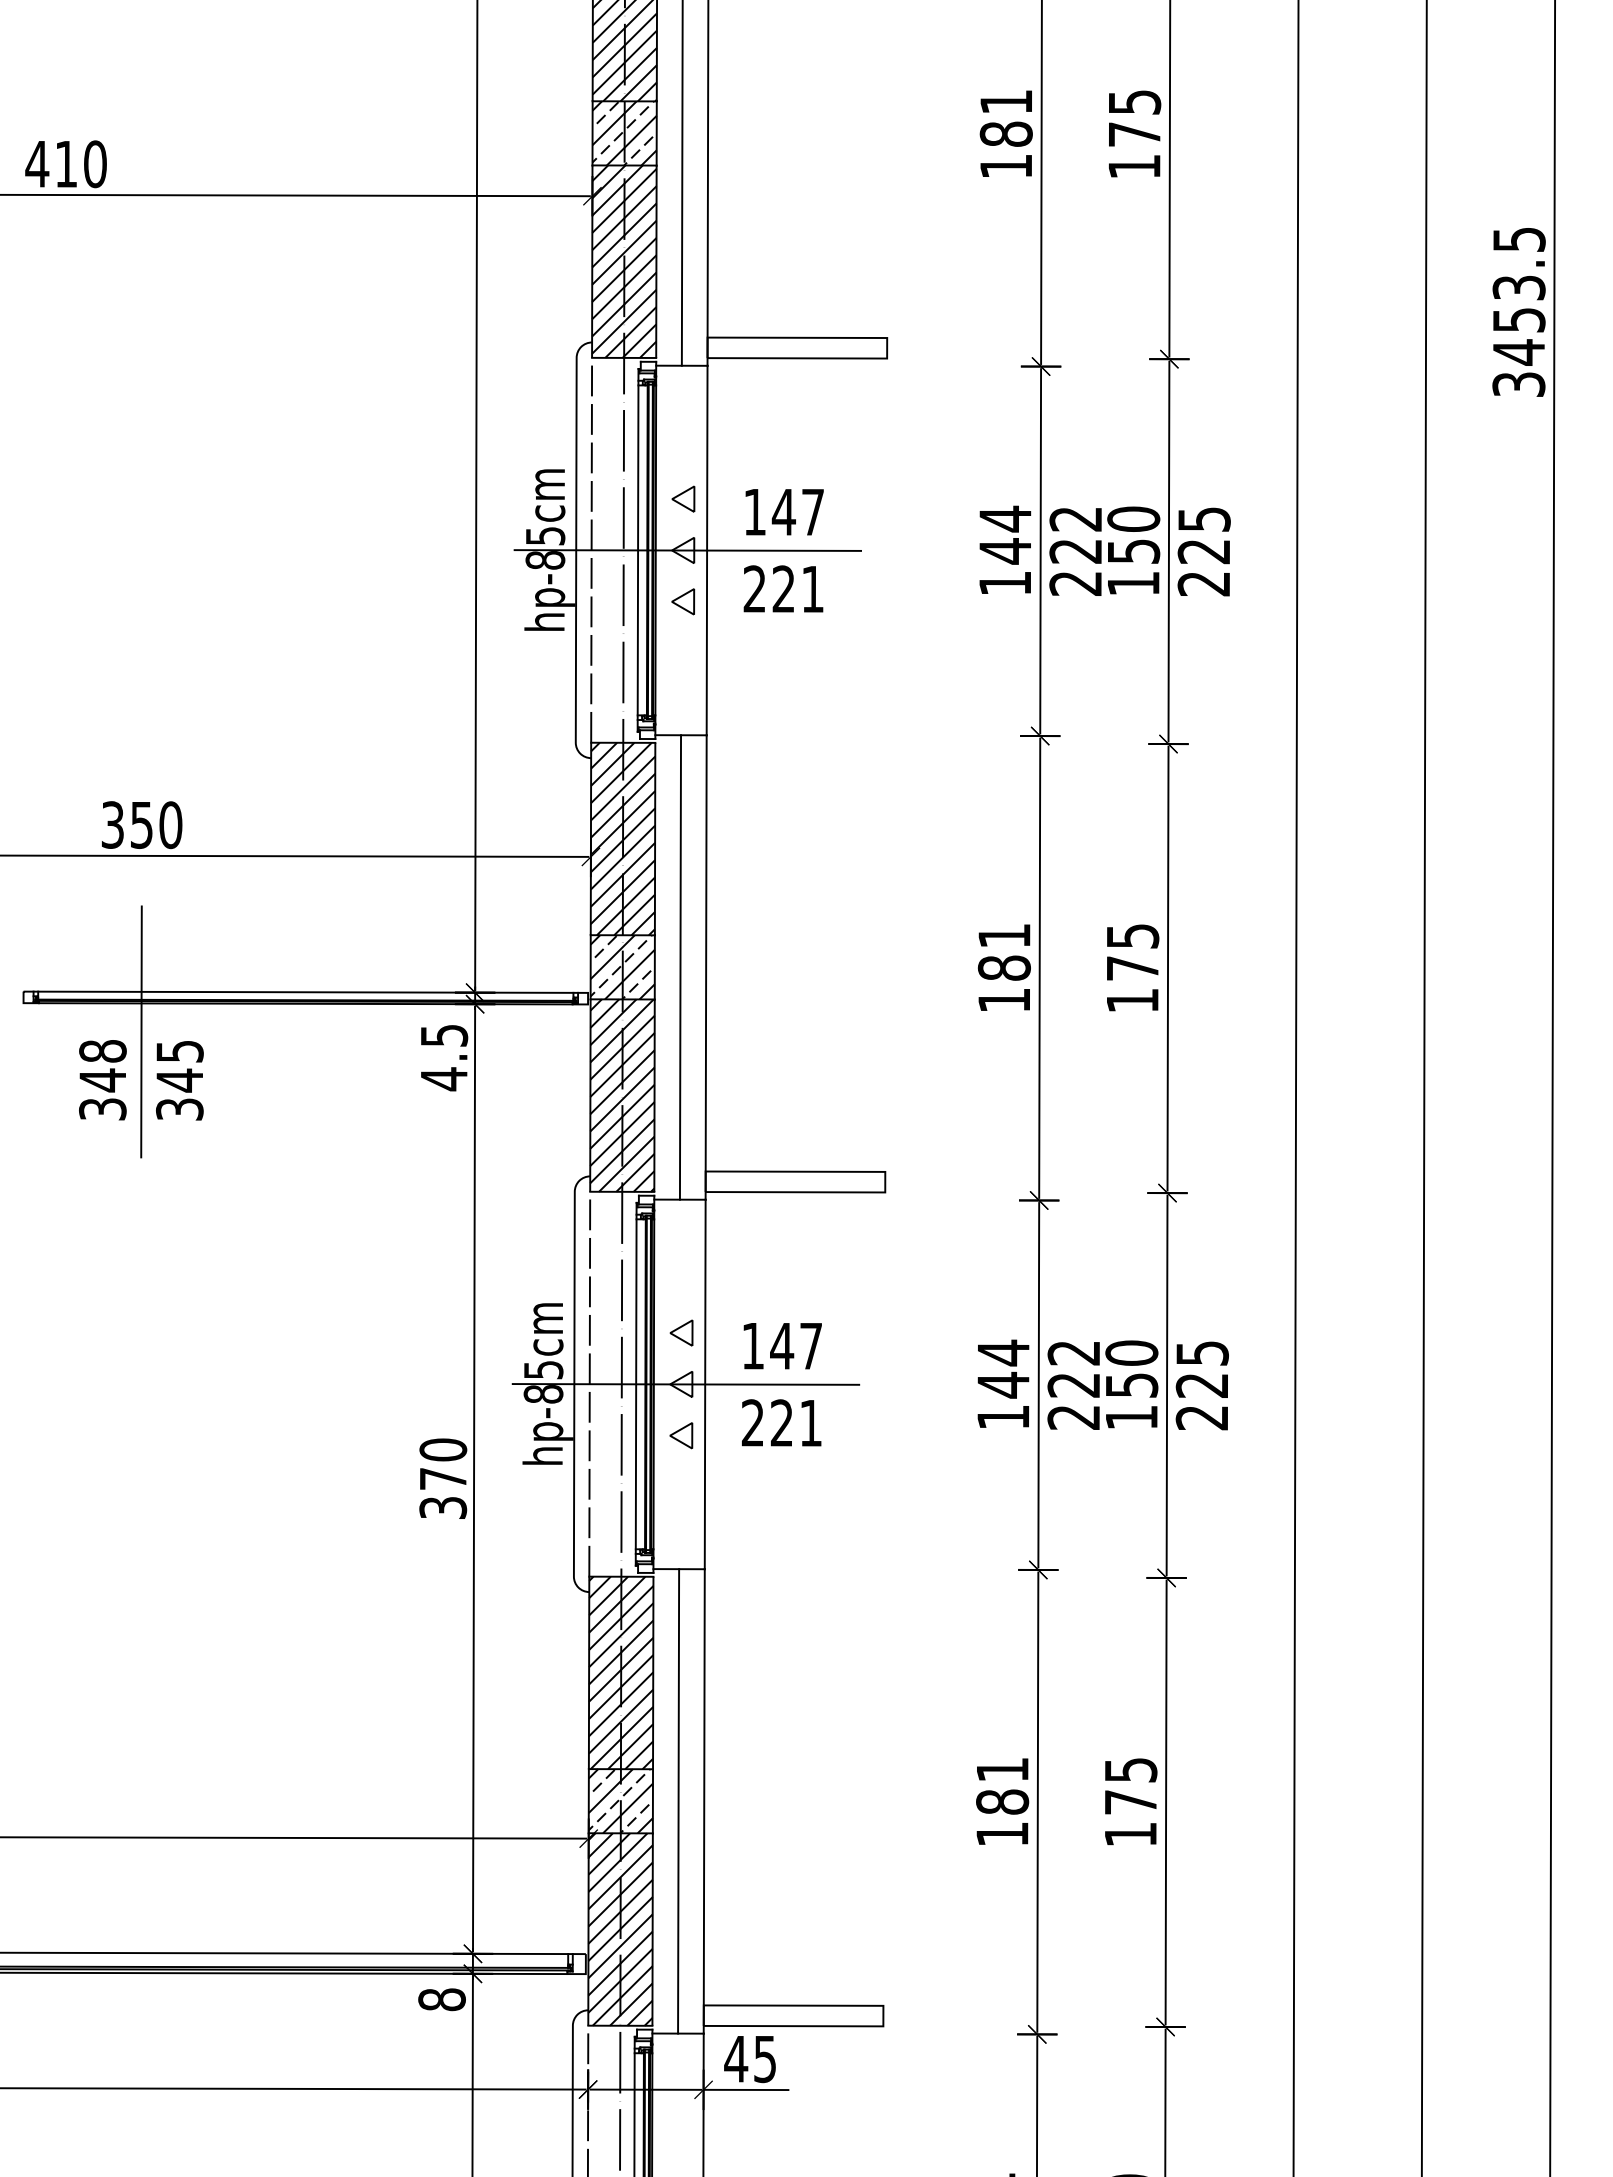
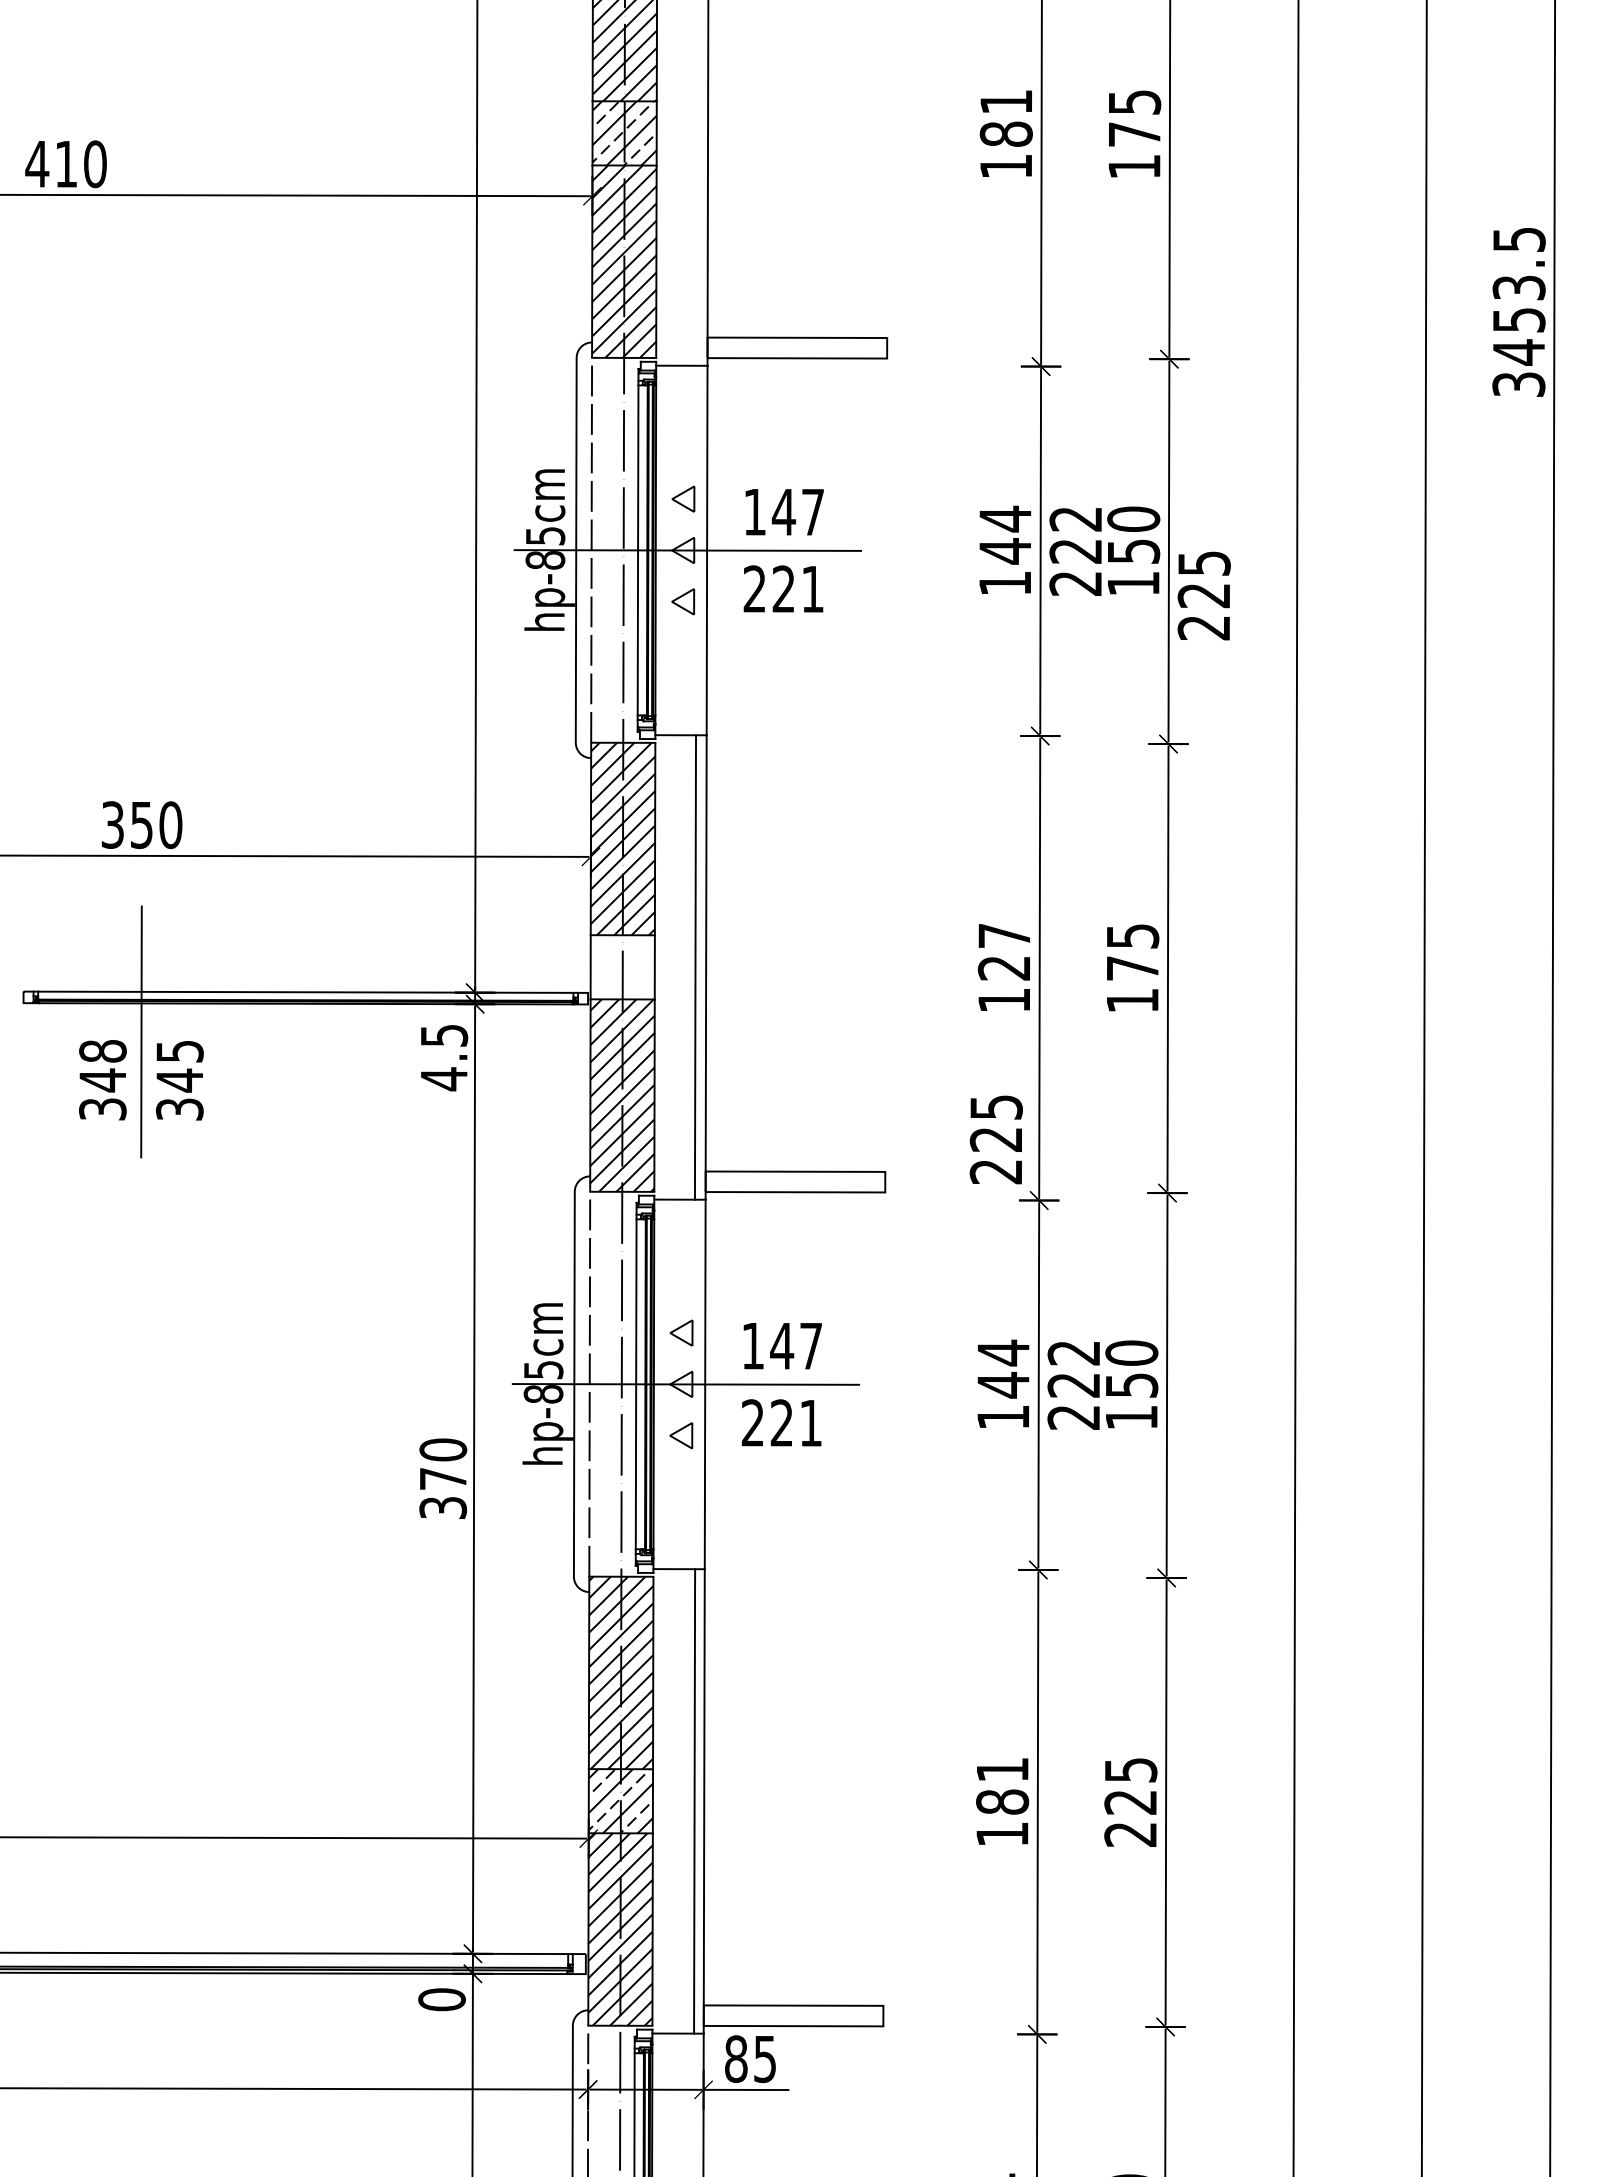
line: present -> none (681, 183)
text position: (1203, 551) -> (1203, 595) (1203, 595)
text: 181 -> 127 (1003, 952)
hatch: present -> none (622, 967)
line position: (680, 967) -> (695, 967) (695, 967)
text position: (1201, 1385) -> (995, 1139) (995, 1139)
line position: (678, 1801) -> (694, 1801) (694, 1801)
text: 175 -> 225 (1130, 1818)
text: 8 -> 0 (441, 1999)
text: 45 -> 85 (736, 2058)
